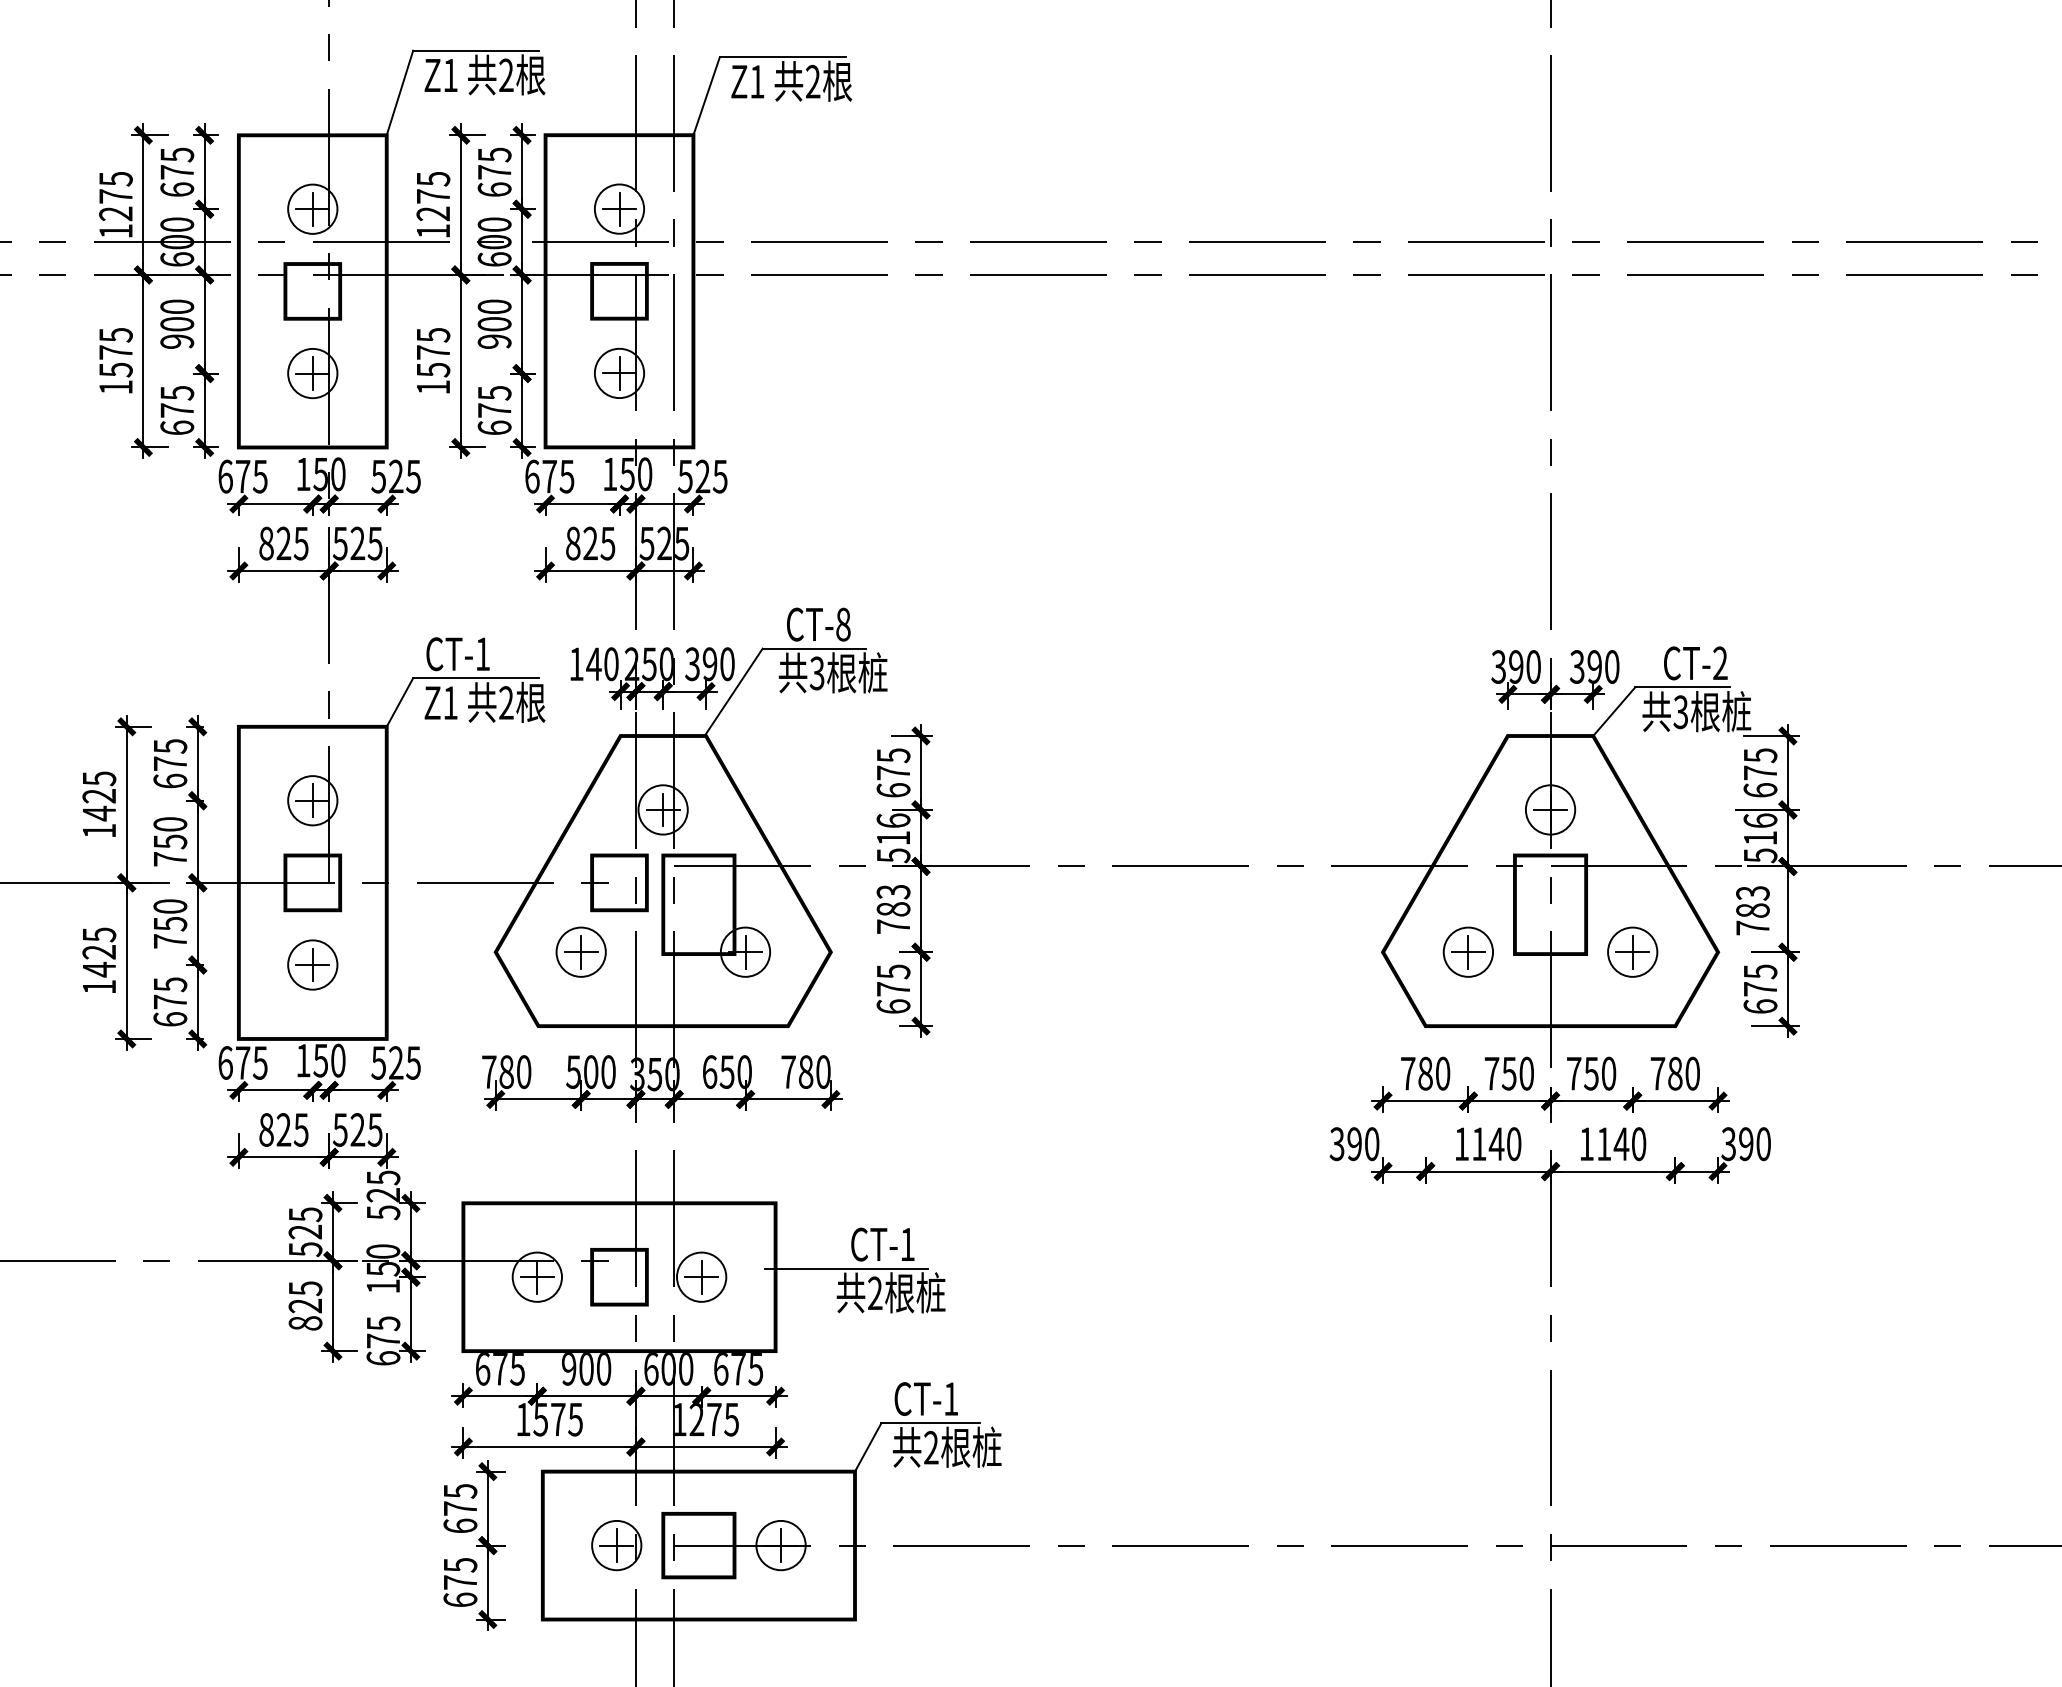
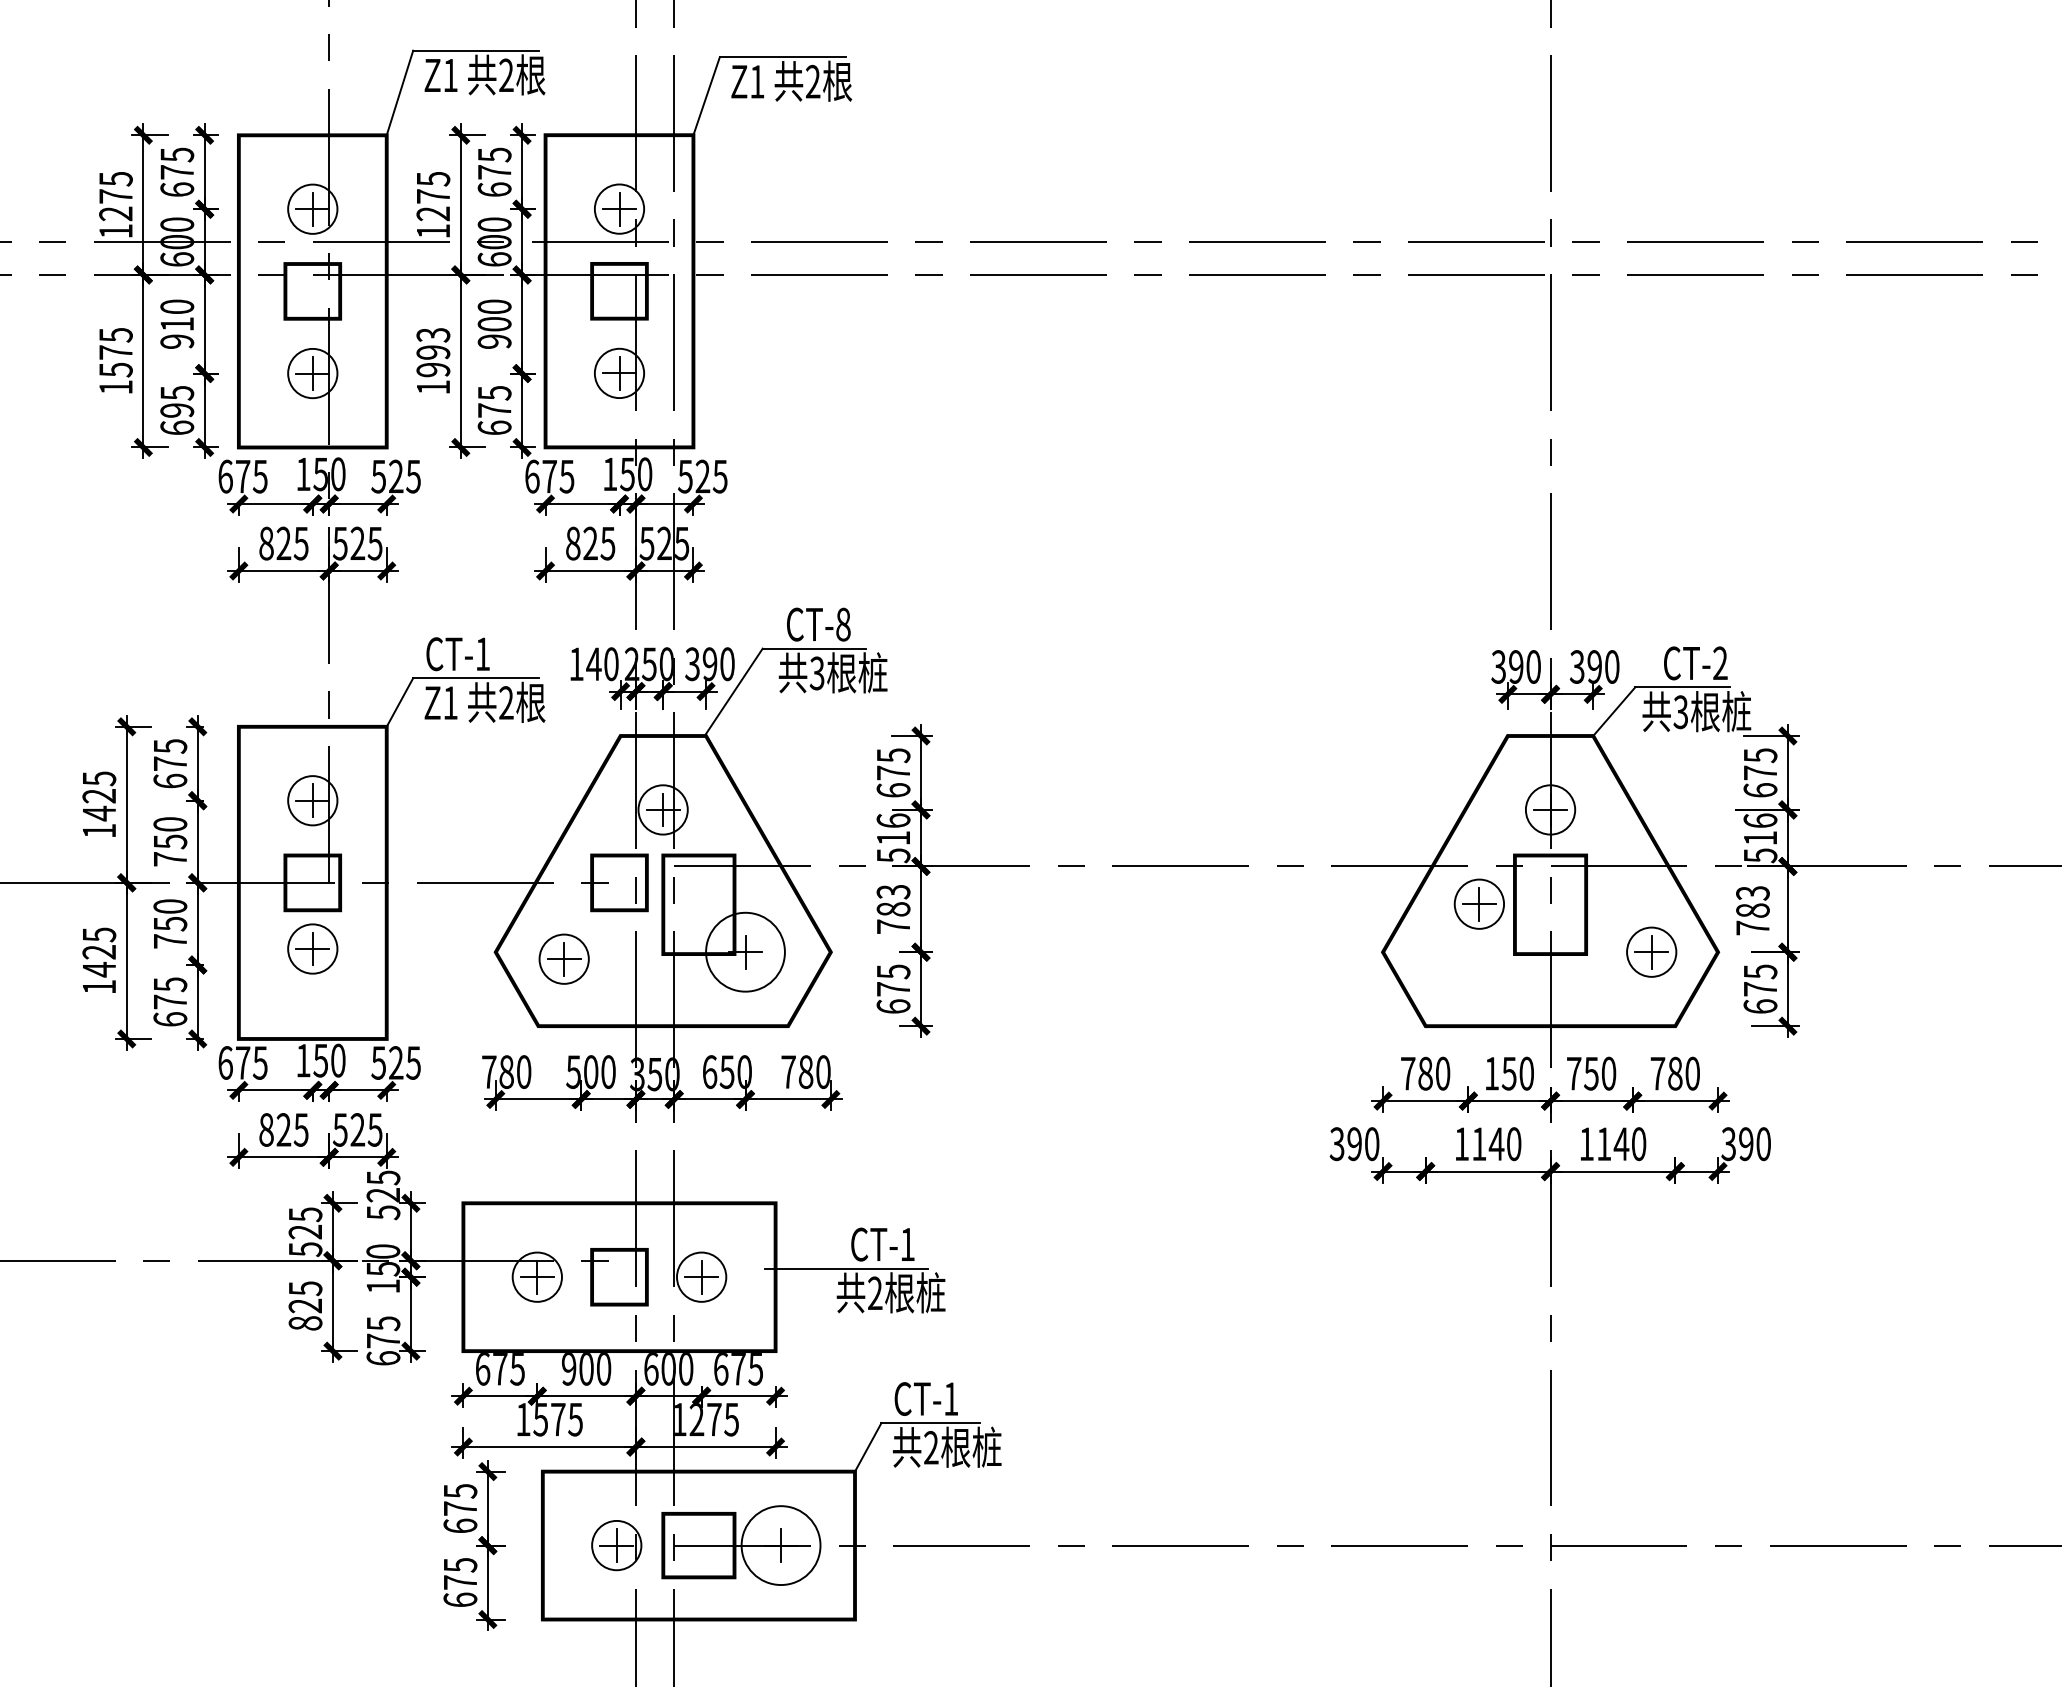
text: 900 -> 910 (177, 324)
text: 1575 -> 1993 (433, 352)
text: 675 -> 695 (177, 410)
part position: (580, 951) -> (563, 958) (563, 958)
circle diameter: 49 px -> 79 px (745, 951)
part position: (1467, 951) -> (1478, 903) (1478, 903)
part position: (1632, 951) -> (1651, 951) (1651, 951)
part position: (312, 964) -> (312, 948) (312, 948)
text: 750 -> 150 (1491, 1073)
circle diameter: 49 px -> 79 px (780, 1545)
